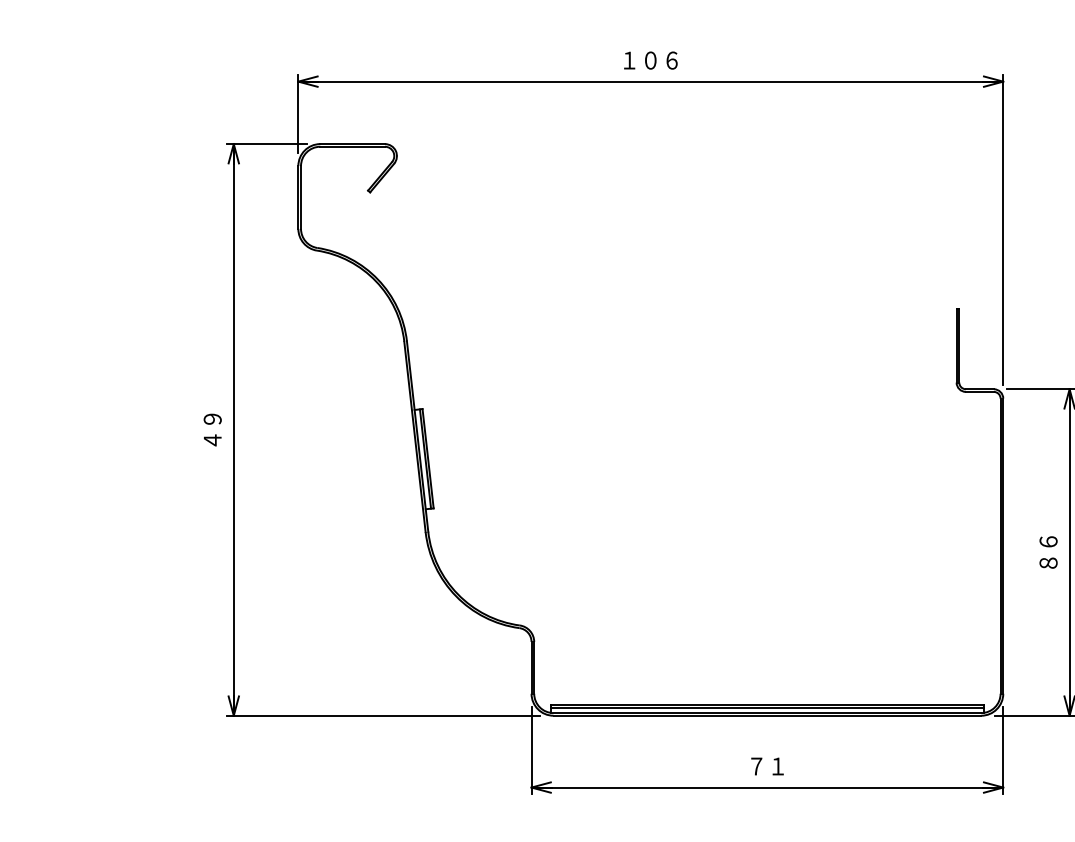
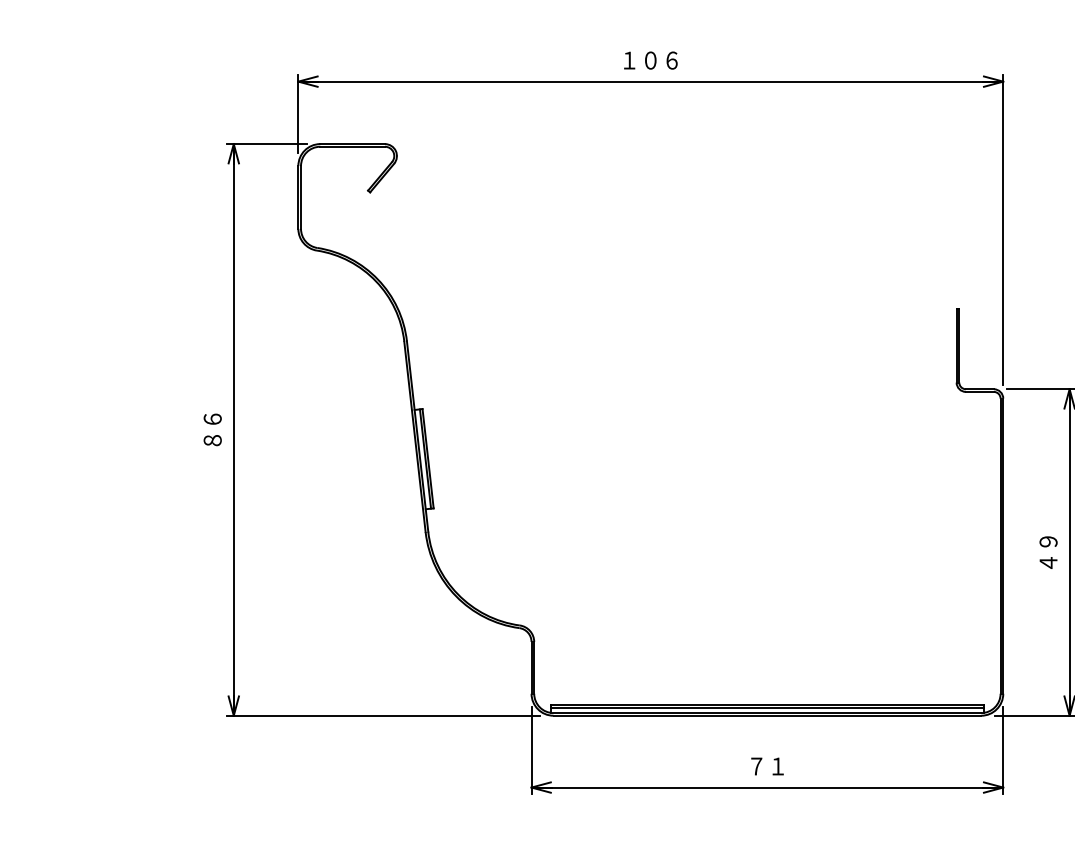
text: ４９ -> ８６ (212, 429)
text: ８６ -> ４９ (1048, 552)
